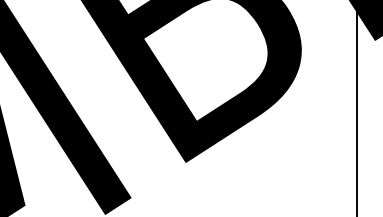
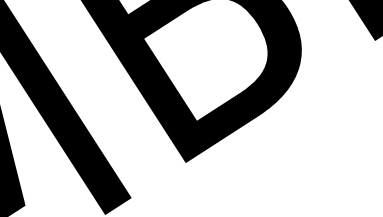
line: present -> none (356, 107)
